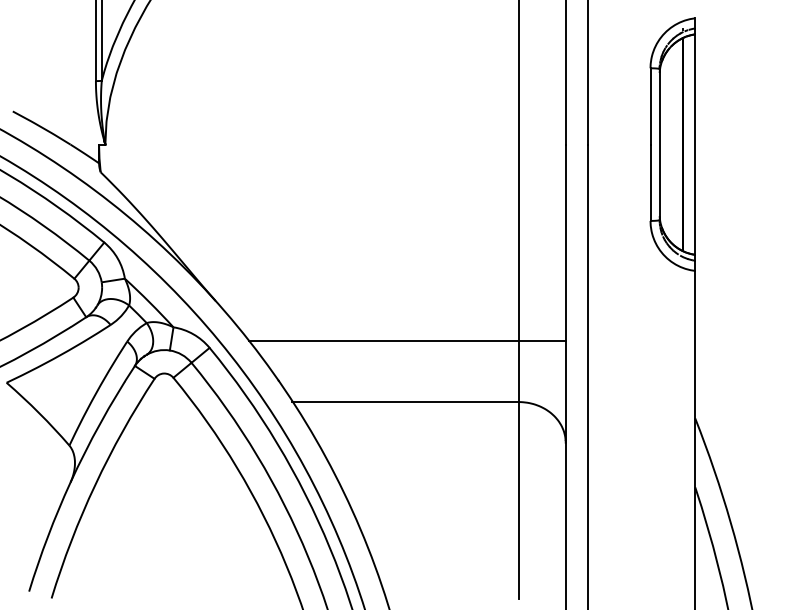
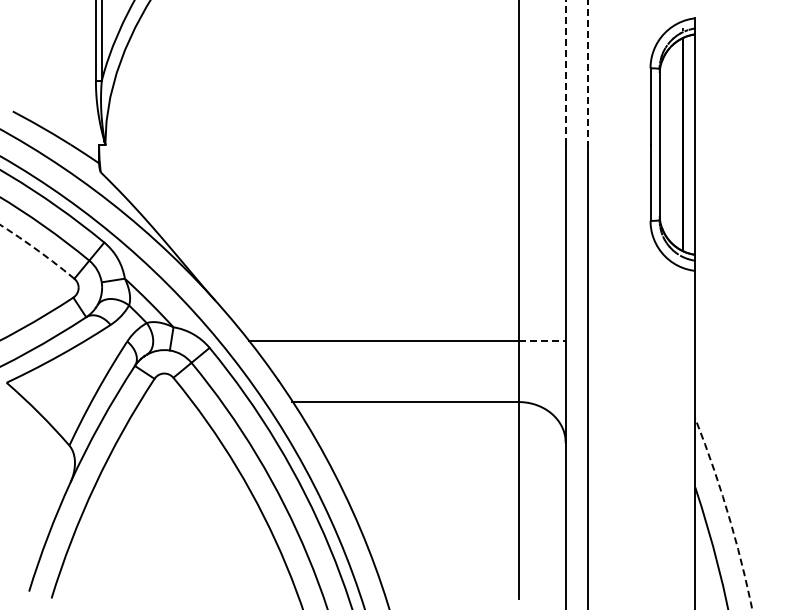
line: solid -> dashed (565, 72)
line: solid -> dashed (588, 72)
arc: solid -> dashed (37, 250)
line: solid -> dashed (542, 341)
arc: solid -> dashed (727, 513)
